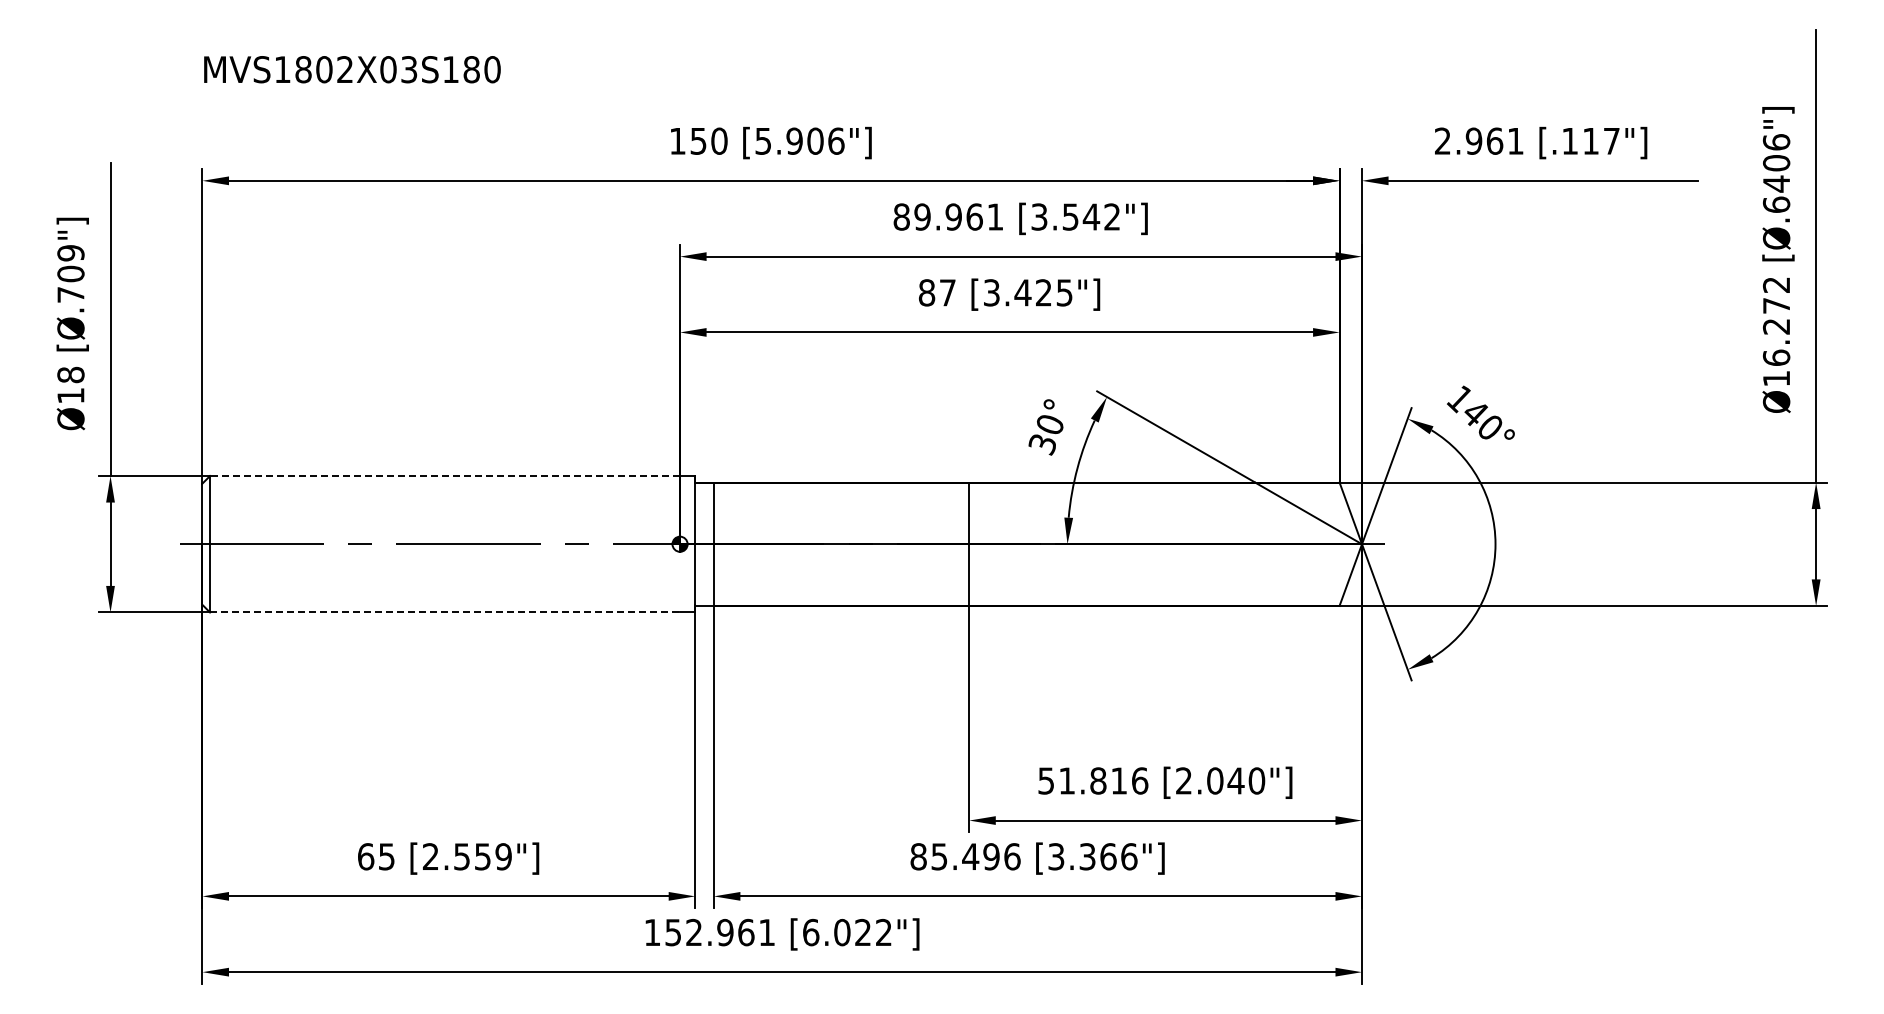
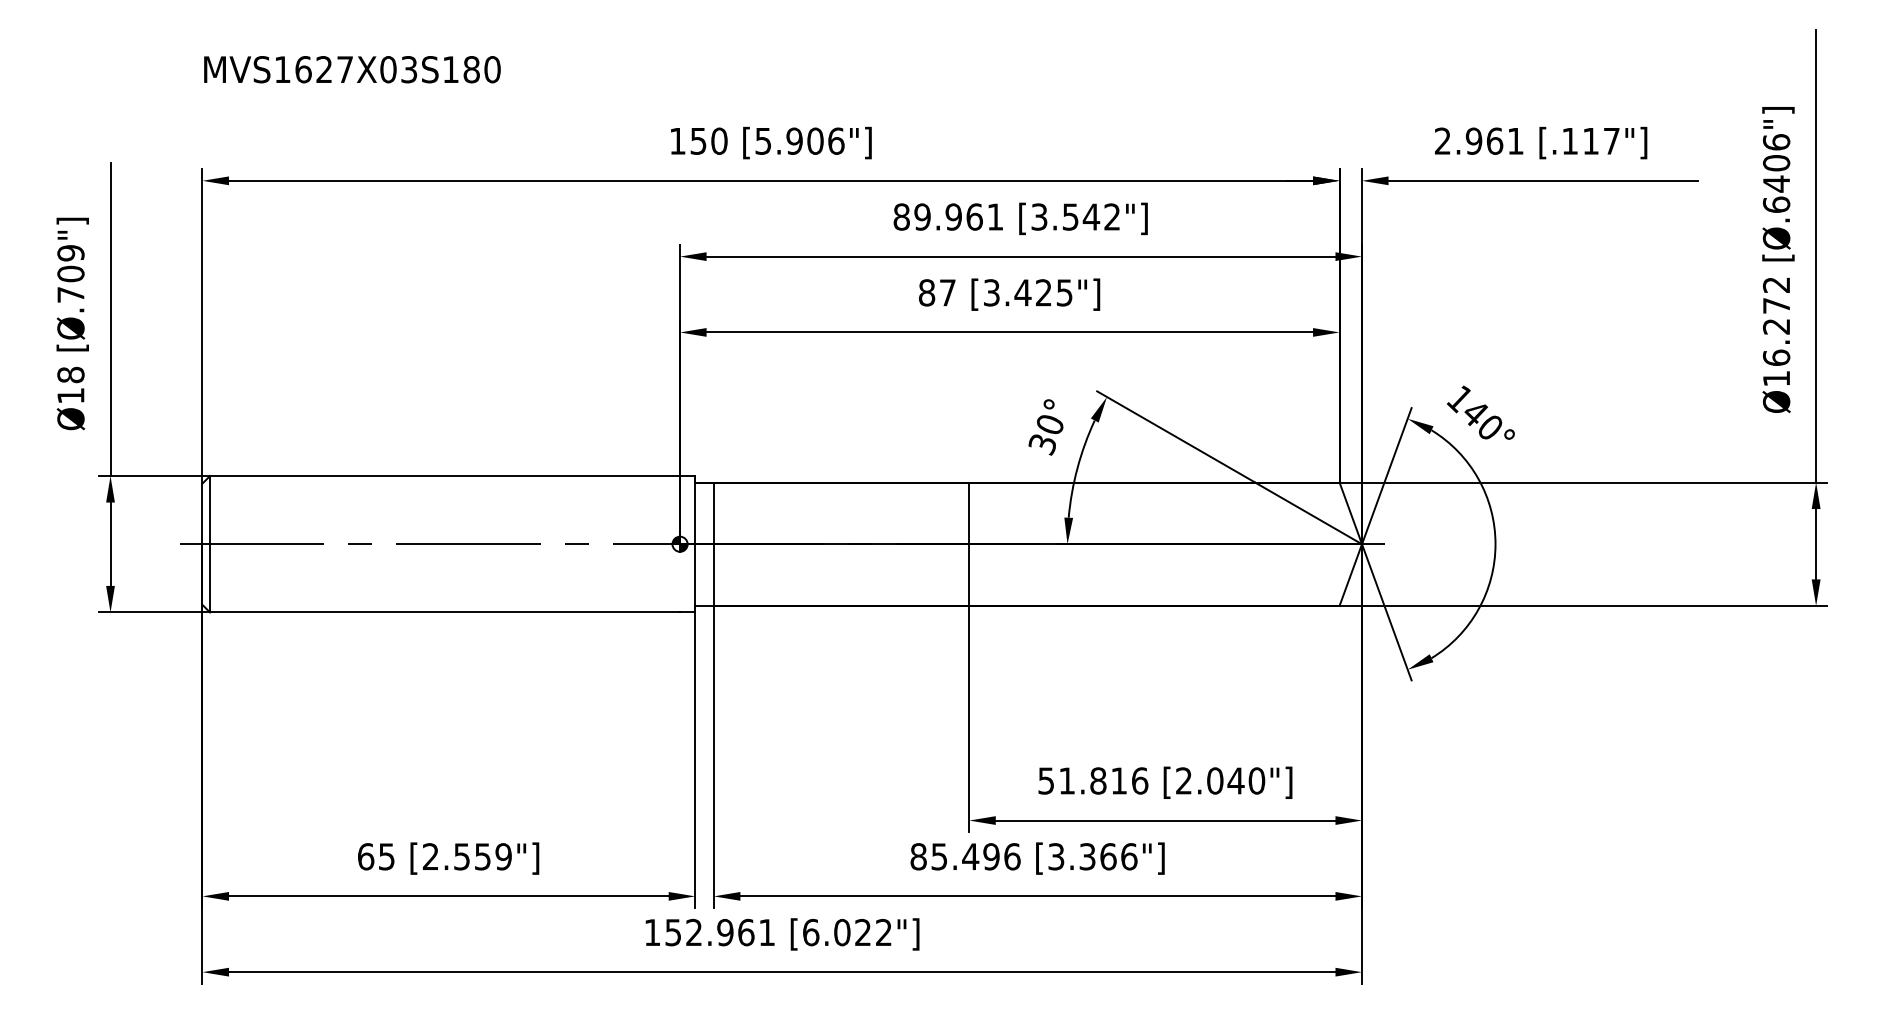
text: MVS1802X03S180 -> MVS1627X03S180 (323, 69)
line: dashed -> solid (444, 476)
line: dashed -> solid (445, 612)
